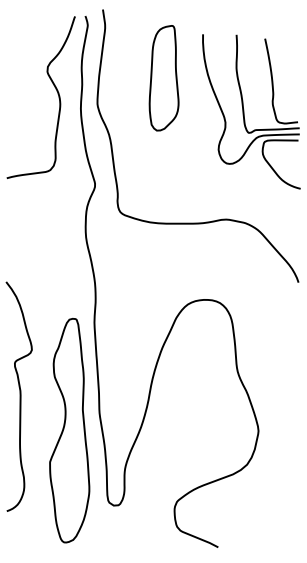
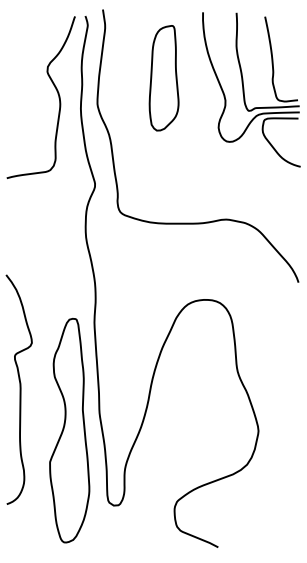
part position: (244, 111) -> (244, 89) (244, 89)
curve position: (19, 396) -> (19, 389) (19, 389)
